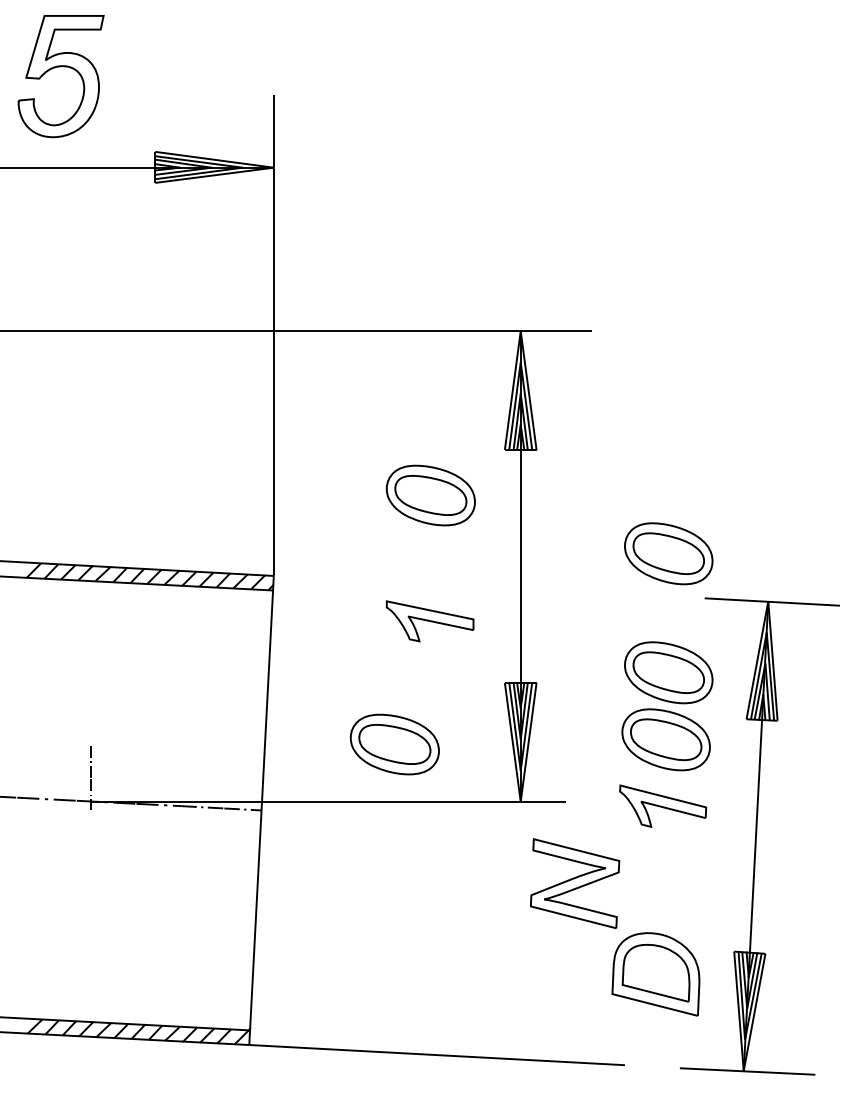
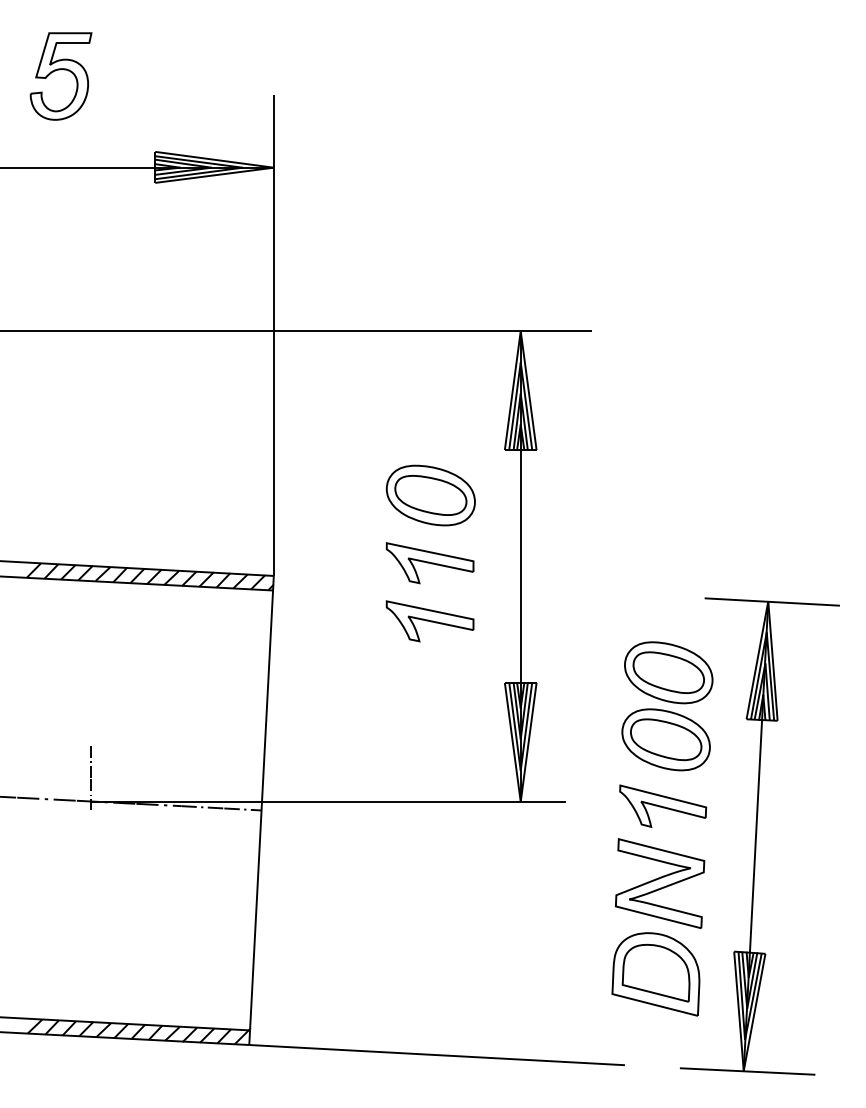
part size: 88x124 px -> 64x89 px (60, 76)
part: present -> none (668, 553)
part: none -> present (429, 563)
part: present -> none (394, 744)
part position: (575, 883) -> (660, 883) (660, 883)
